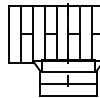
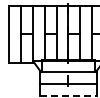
line: solid -> dashed (68, 95)
